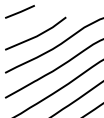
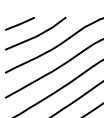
line position: (19, 11) -> (19, 23) (19, 23)
